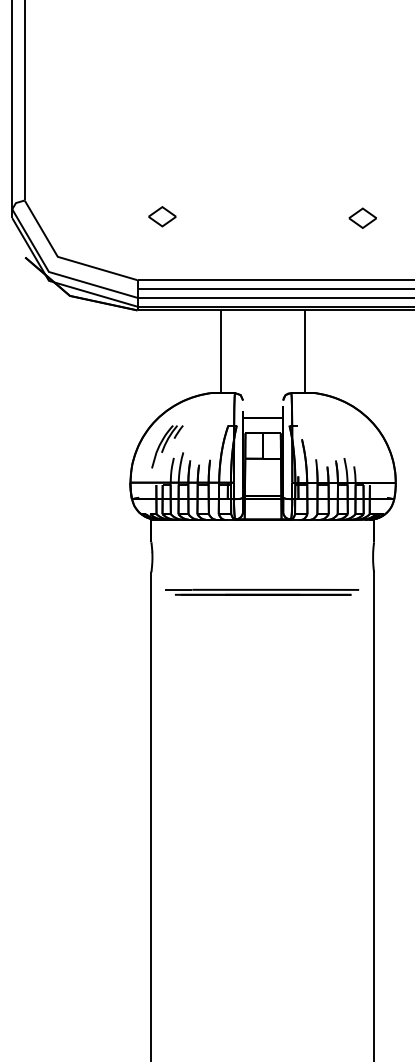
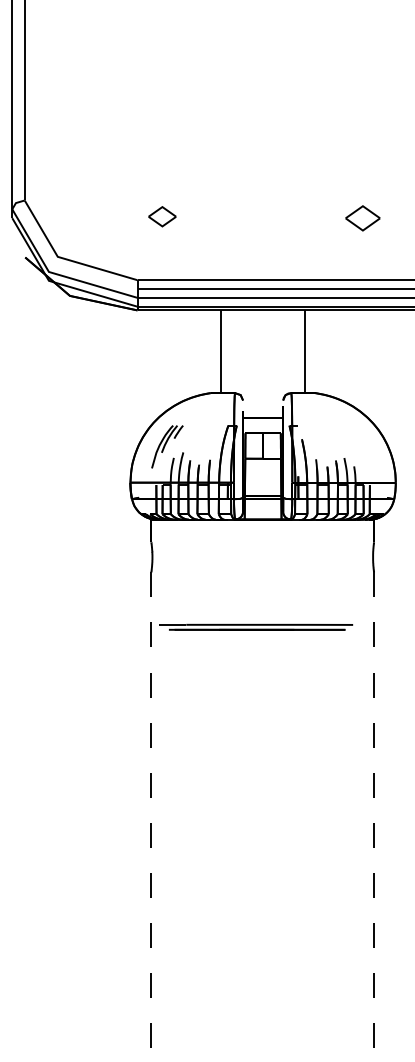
part size: 29x22 px -> 36x27 px (362, 218)
part position: (262, 591) -> (256, 626) (256, 626)
line: solid -> dashed (374, 816)
line: solid -> dashed (151, 817)
